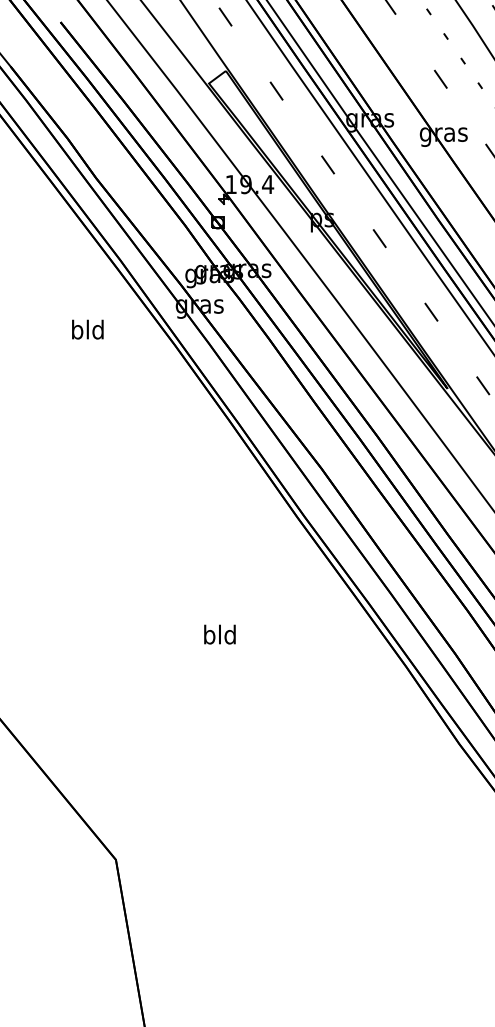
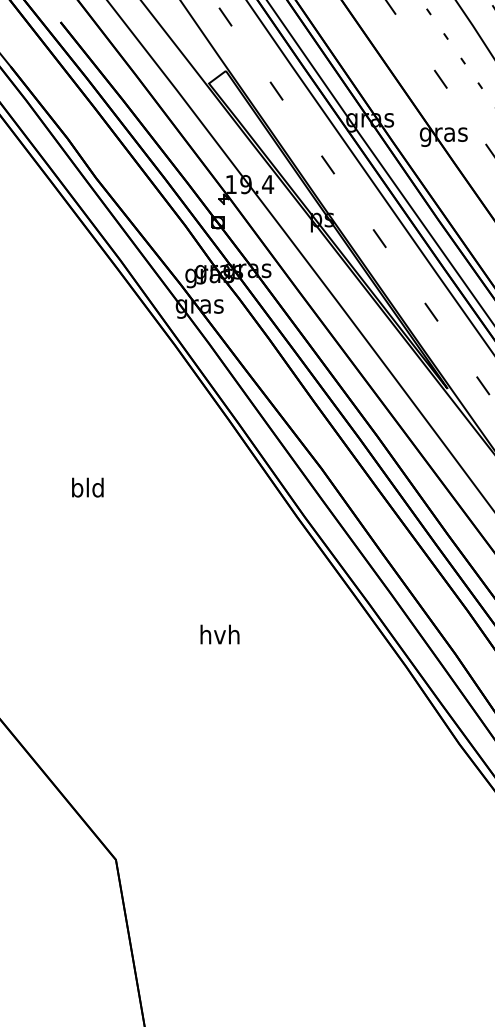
text position: (87, 329) -> (87, 487) (87, 487)
text: bld -> hvh (219, 634)
